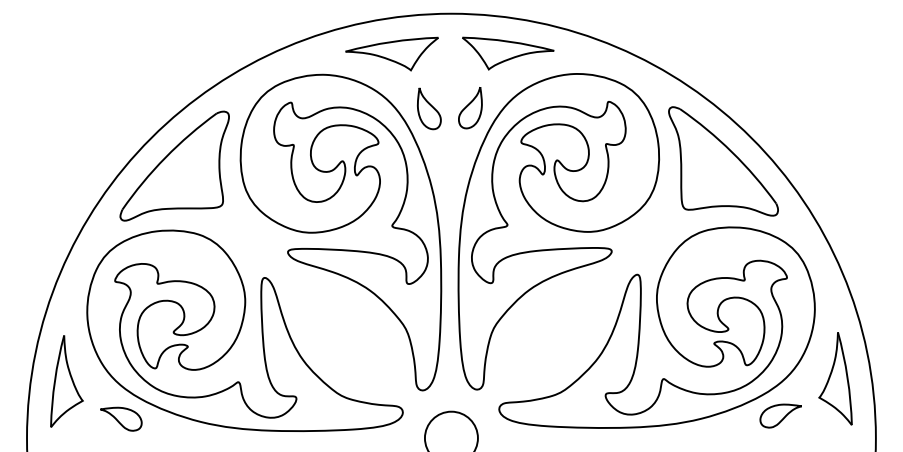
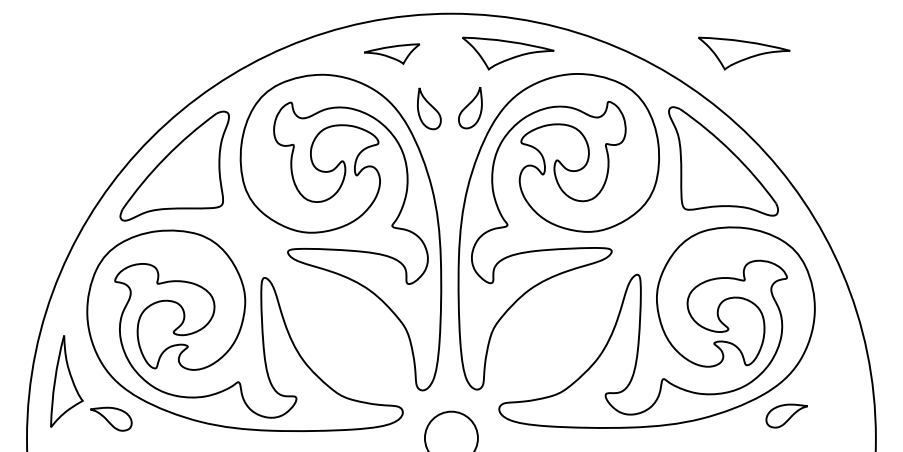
part size: 94x36 px -> 57x22 px (392, 53)
part: none -> present (744, 53)
part: present -> none (835, 378)
part position: (780, 415) -> (786, 415) (786, 415)
part position: (121, 418) -> (111, 418) (111, 418)
